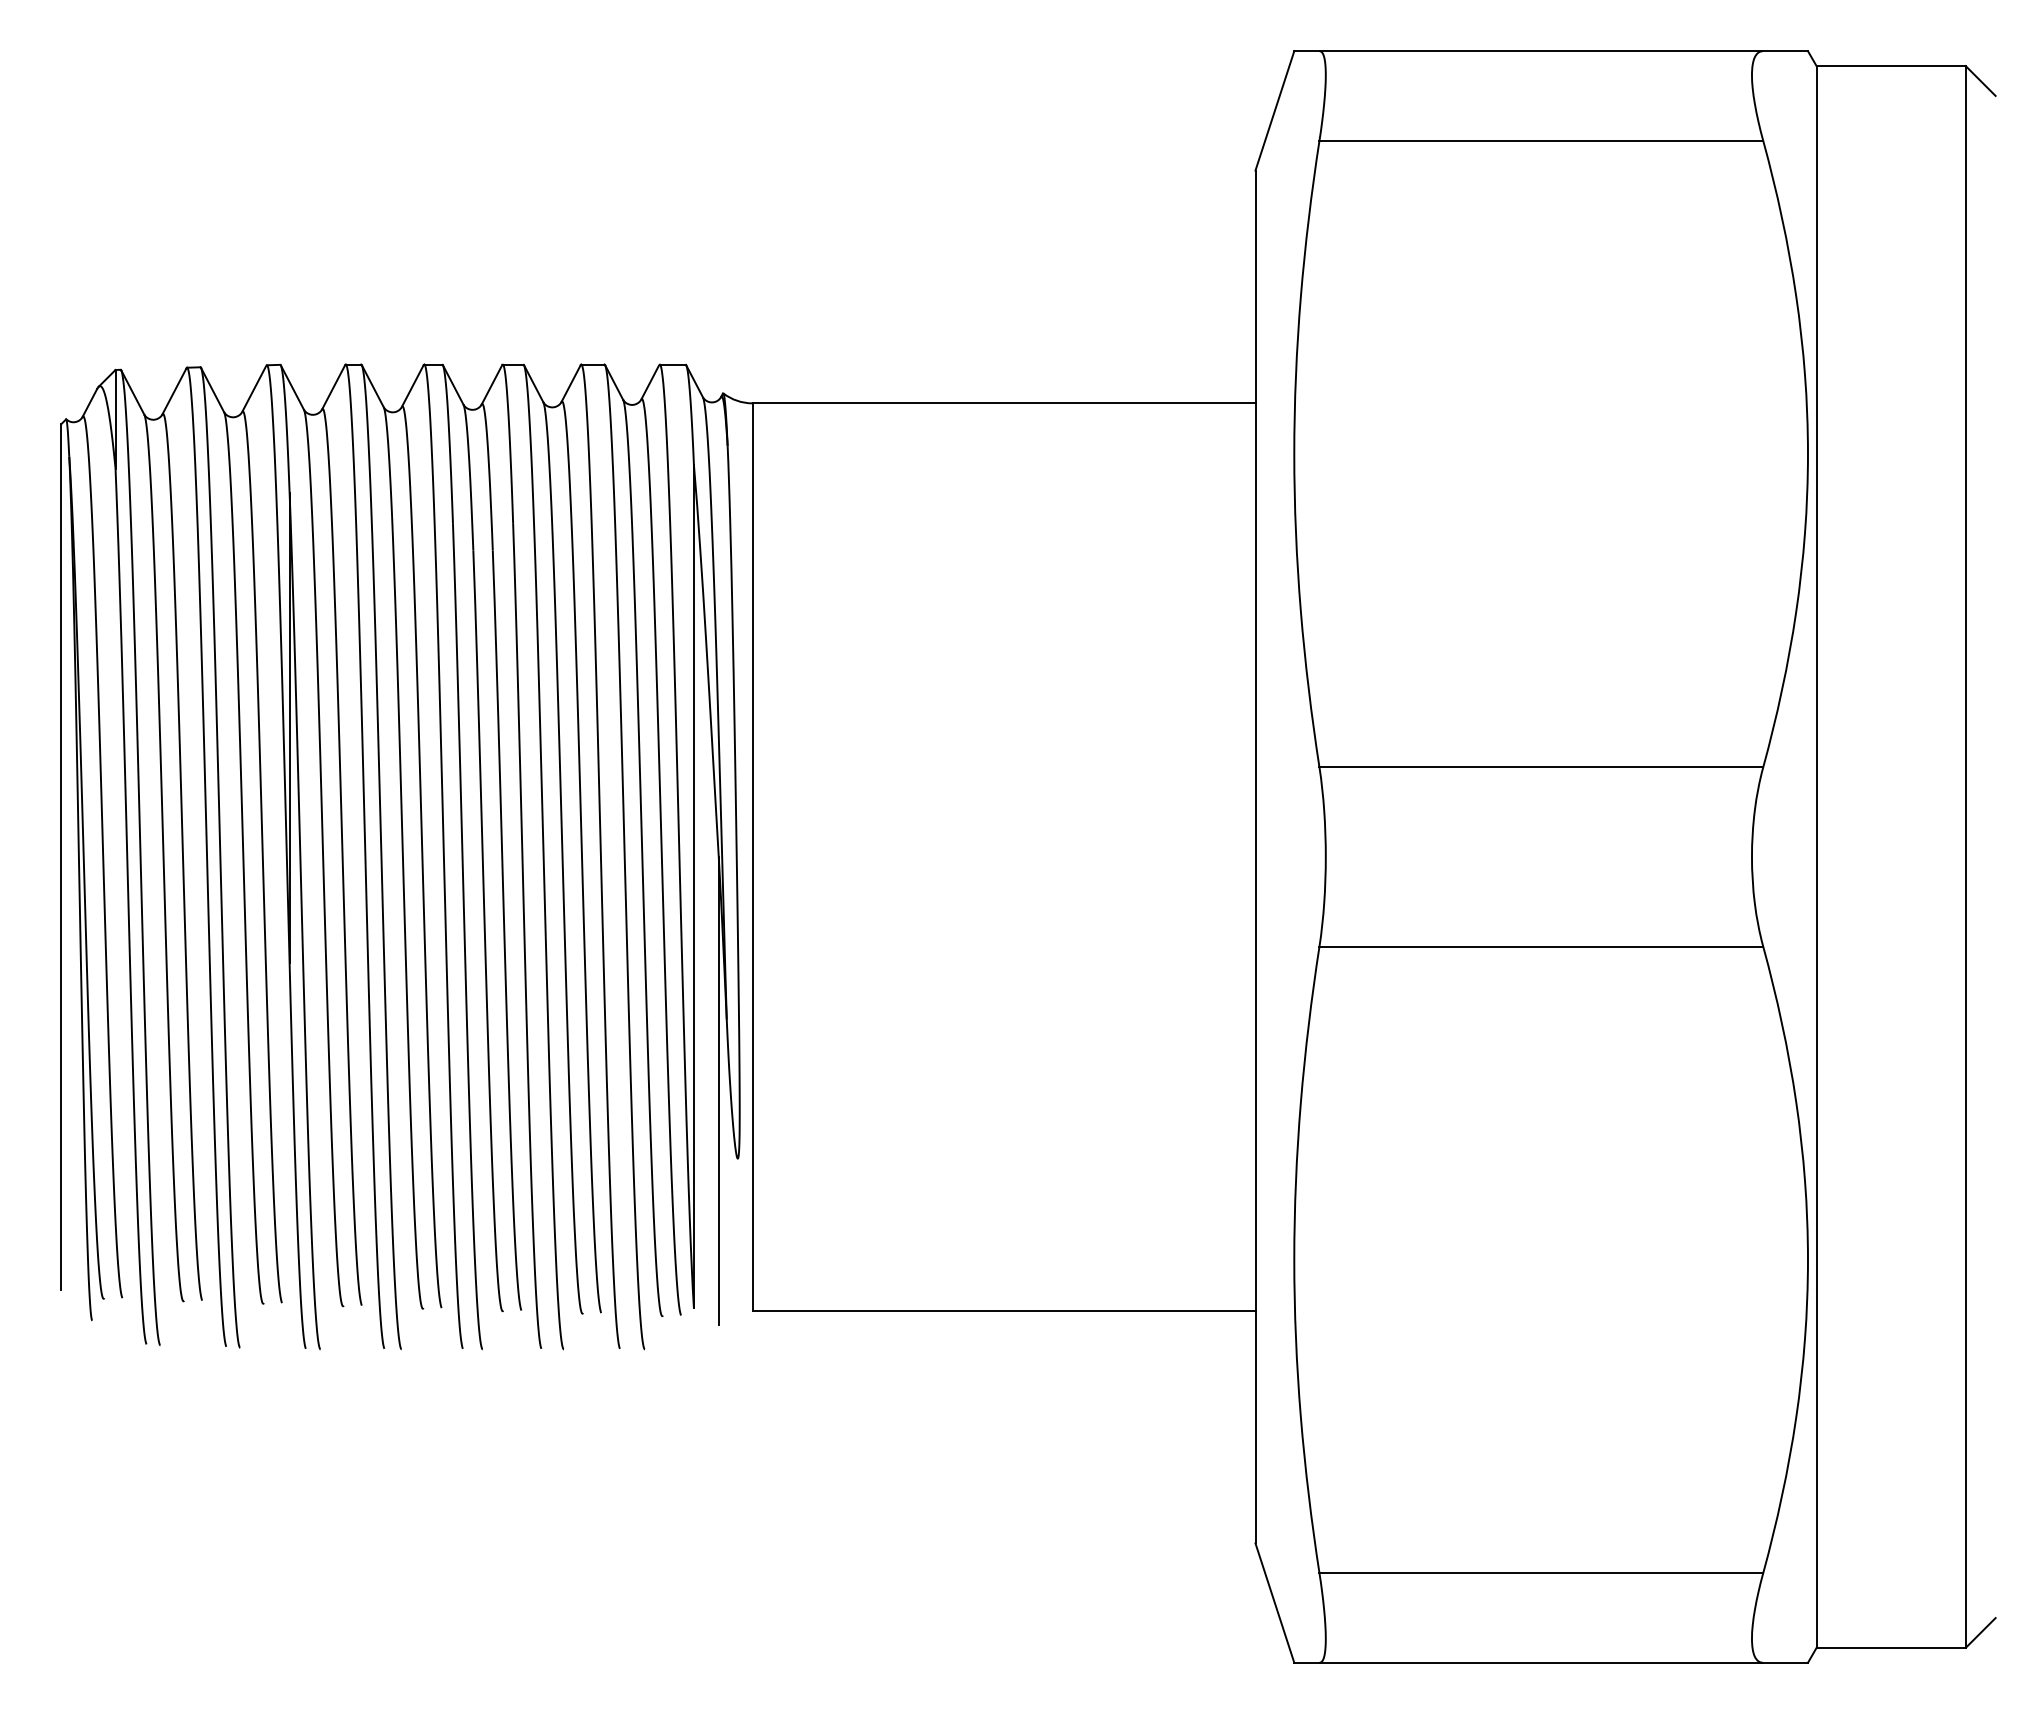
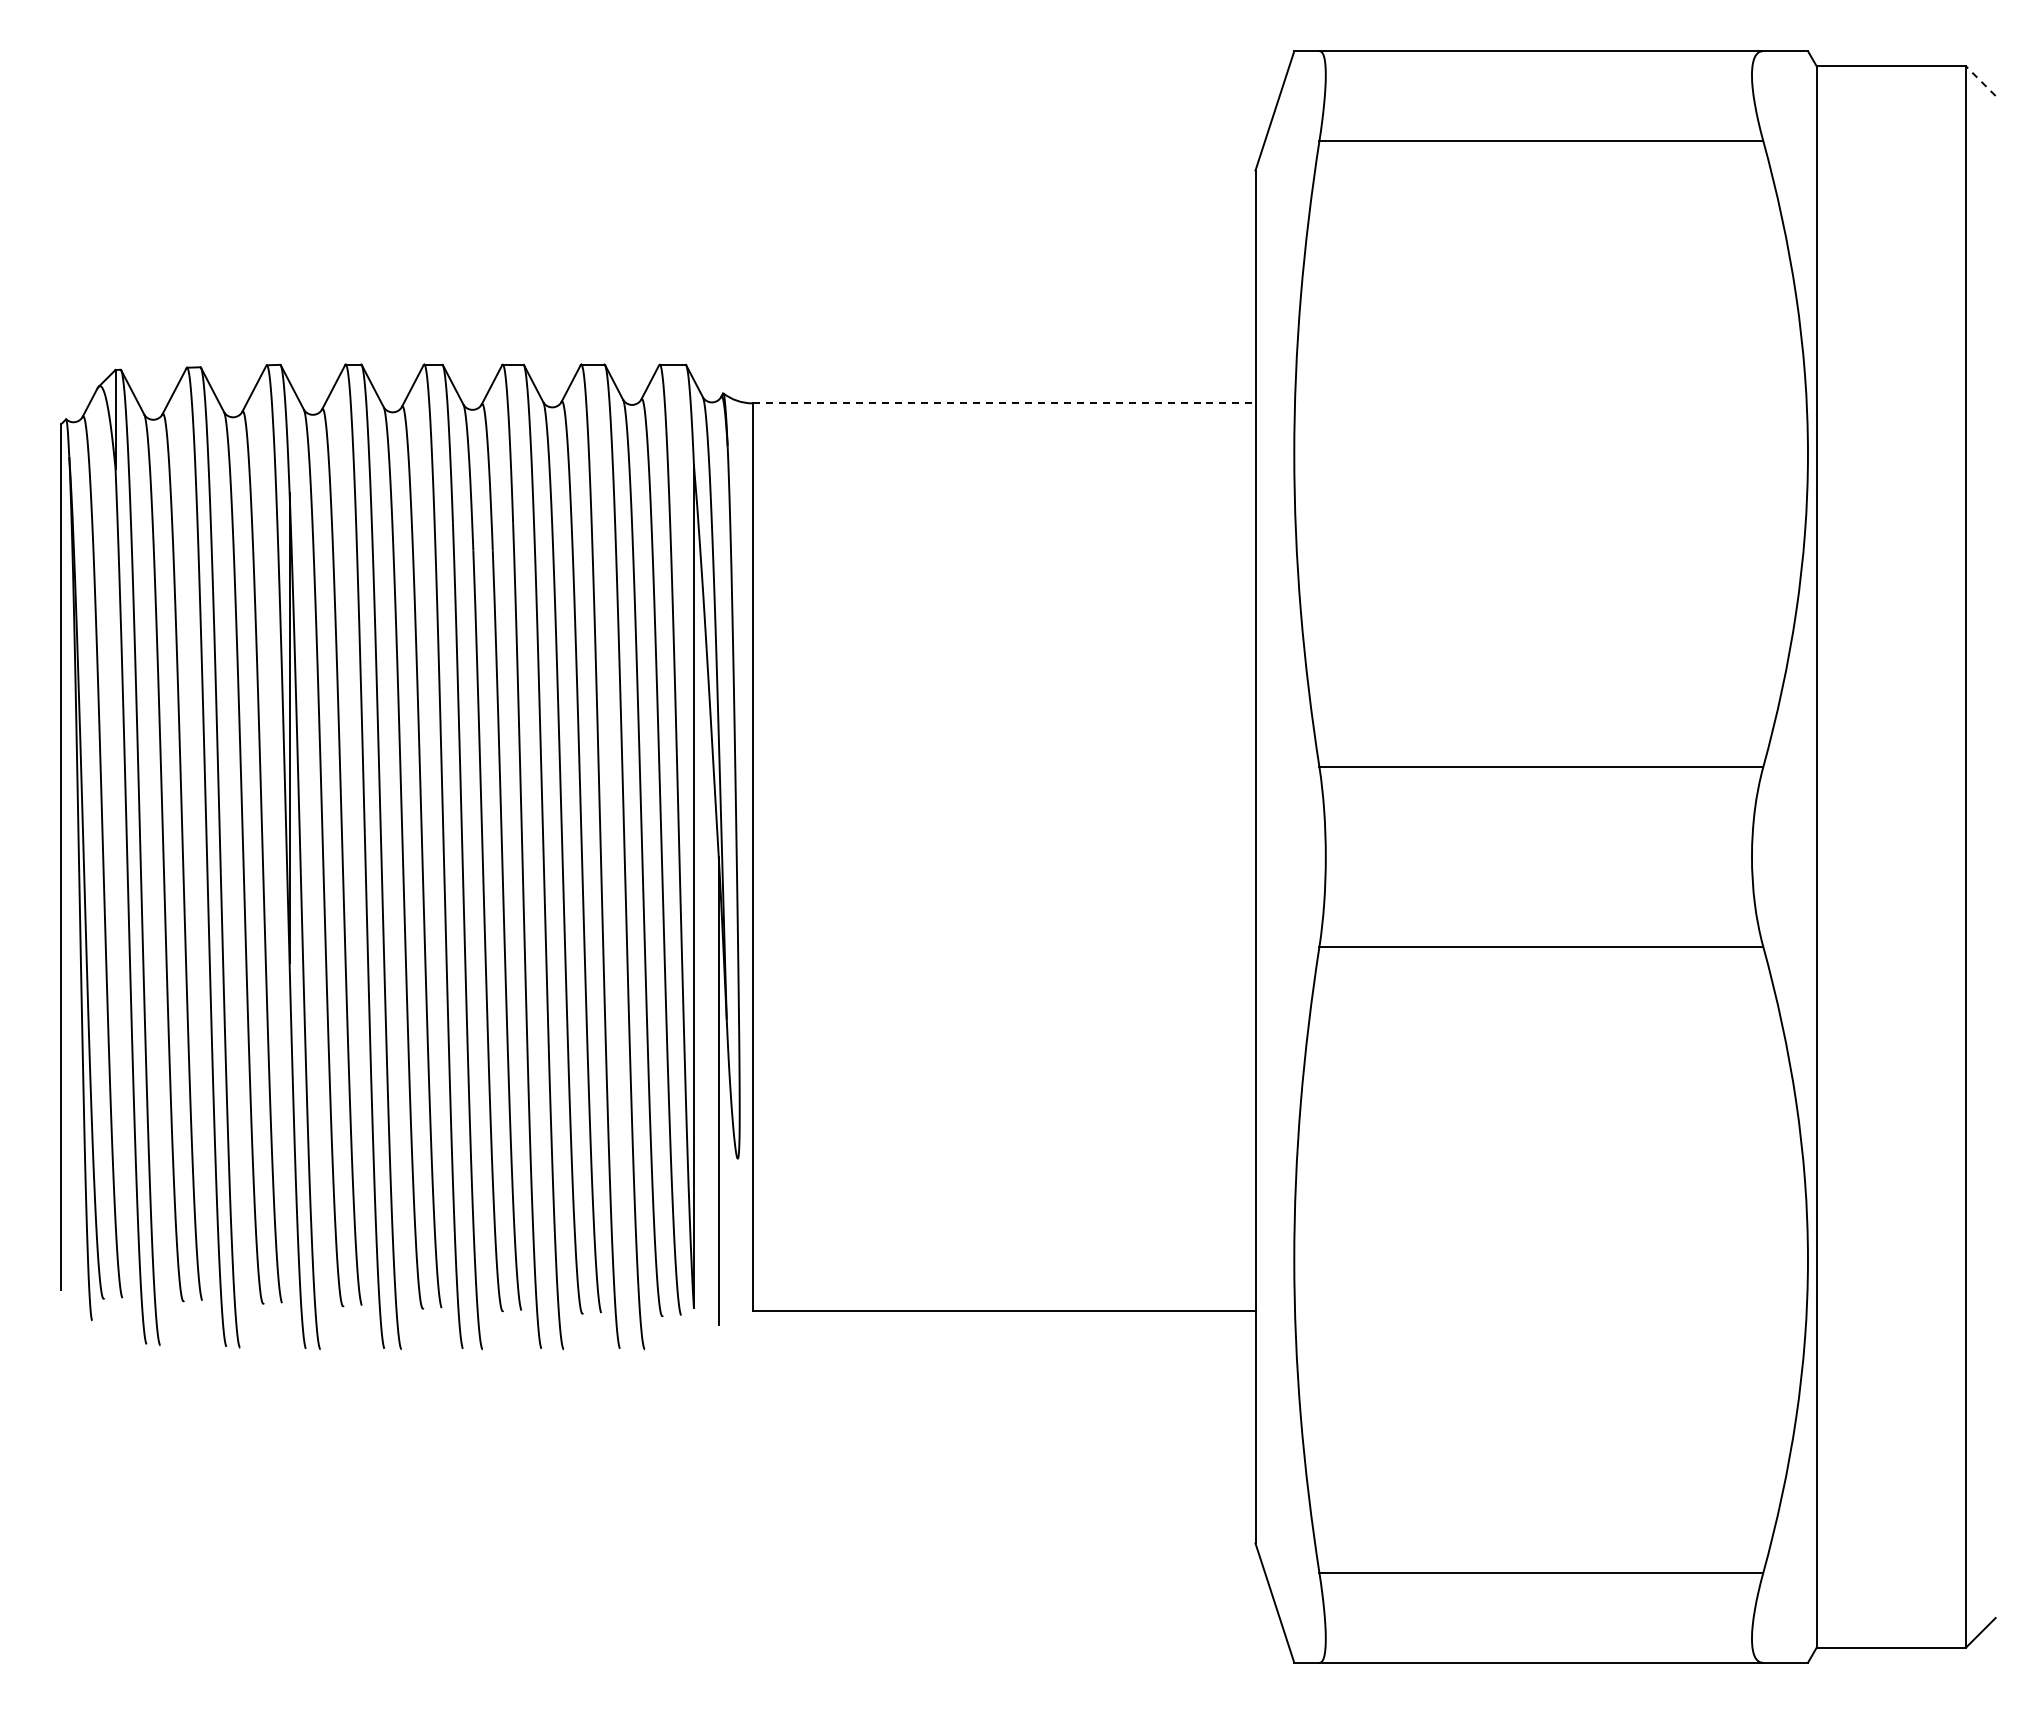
line: solid -> dashed (1980, 80)
line: solid -> dashed (1004, 403)
